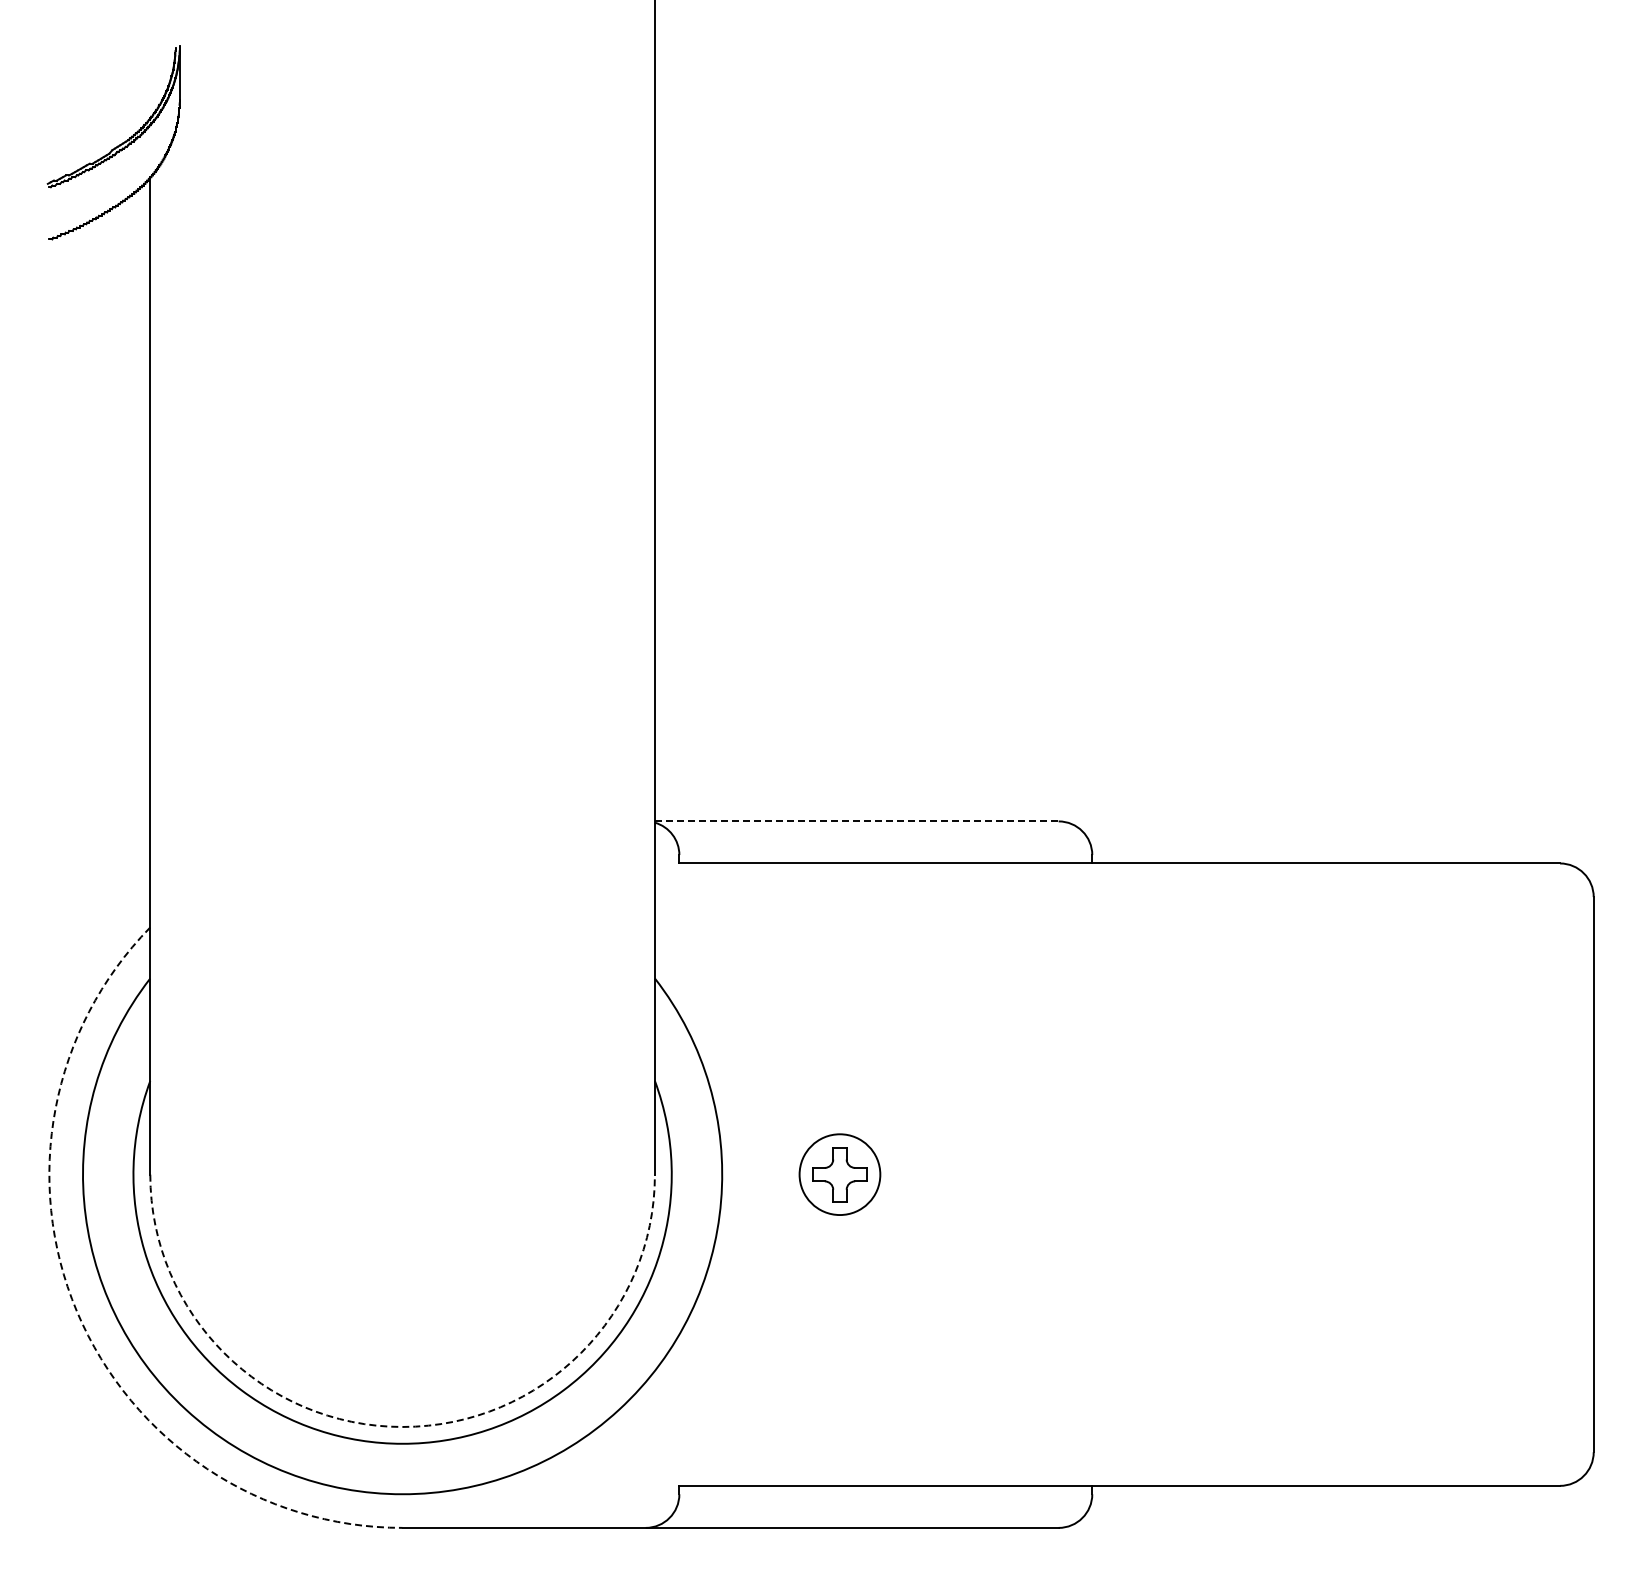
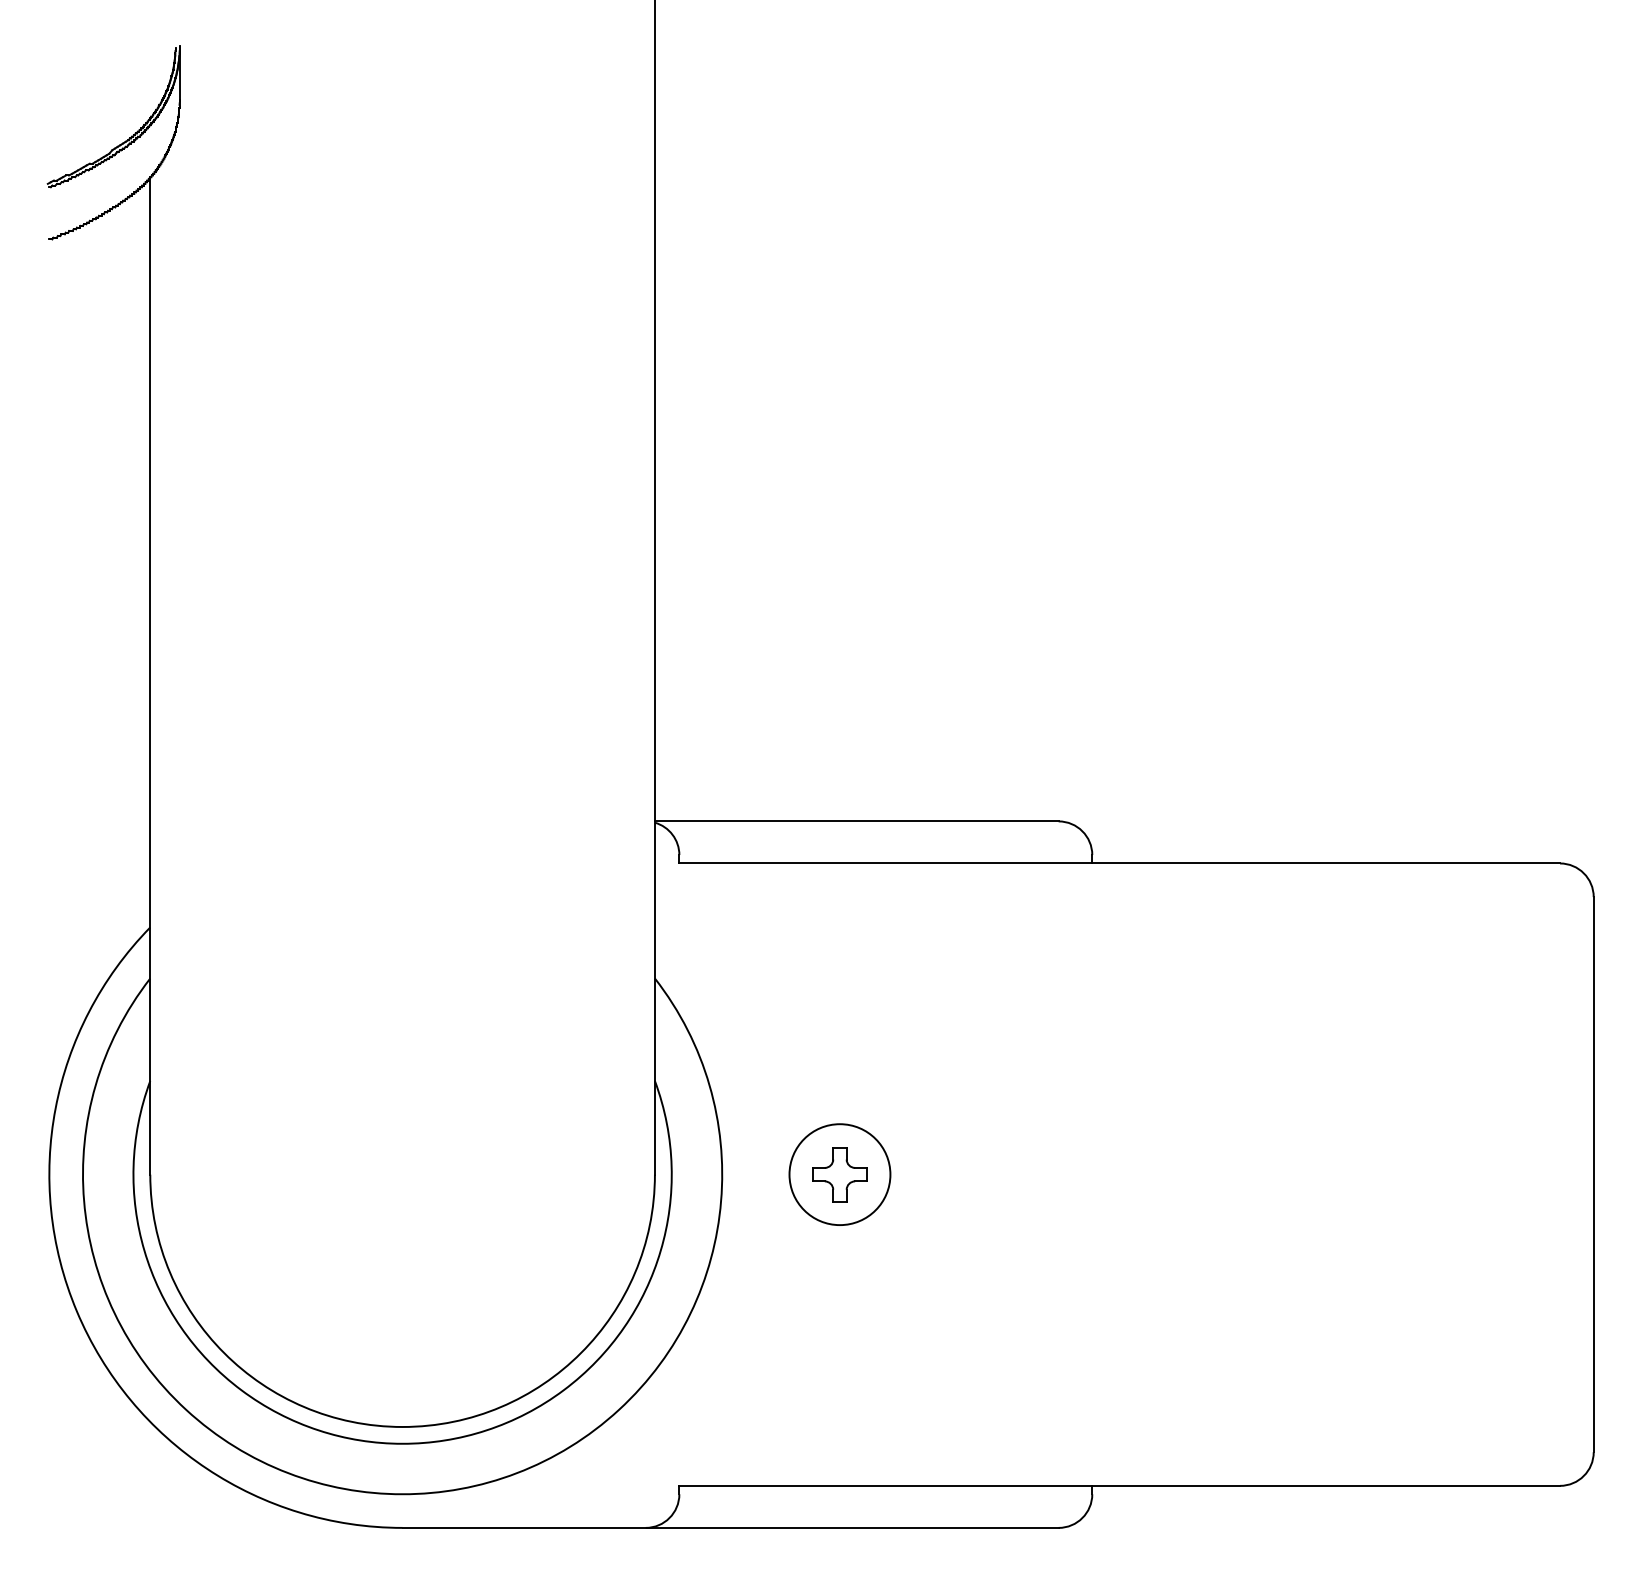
line: dashed -> solid (856, 821)
circle diameter: 81 px -> 101 px (839, 1174)
arc: dashed -> solid (76, 1311)
arc: dashed -> solid (402, 1426)
